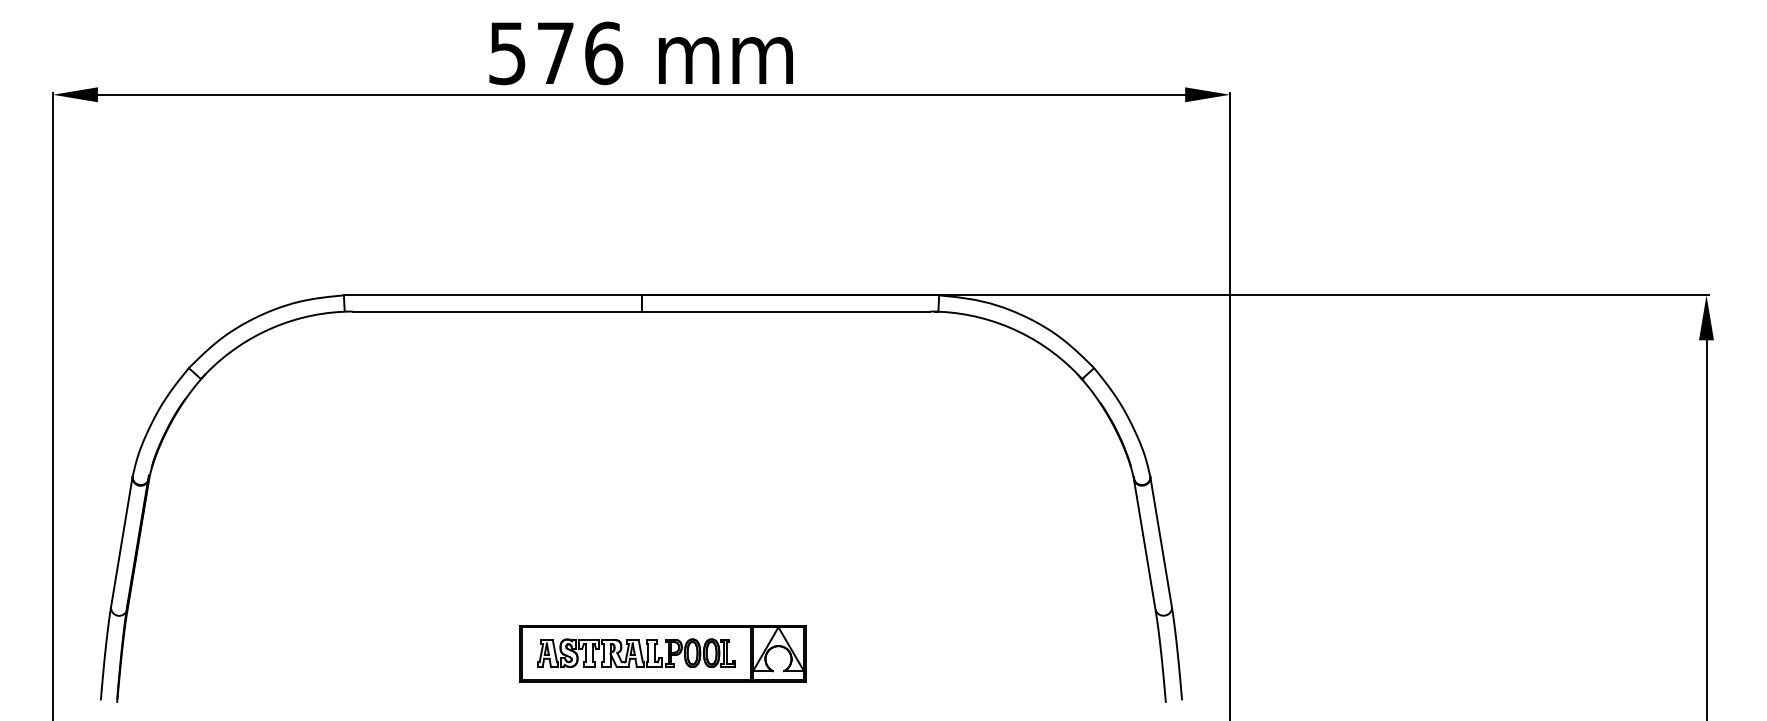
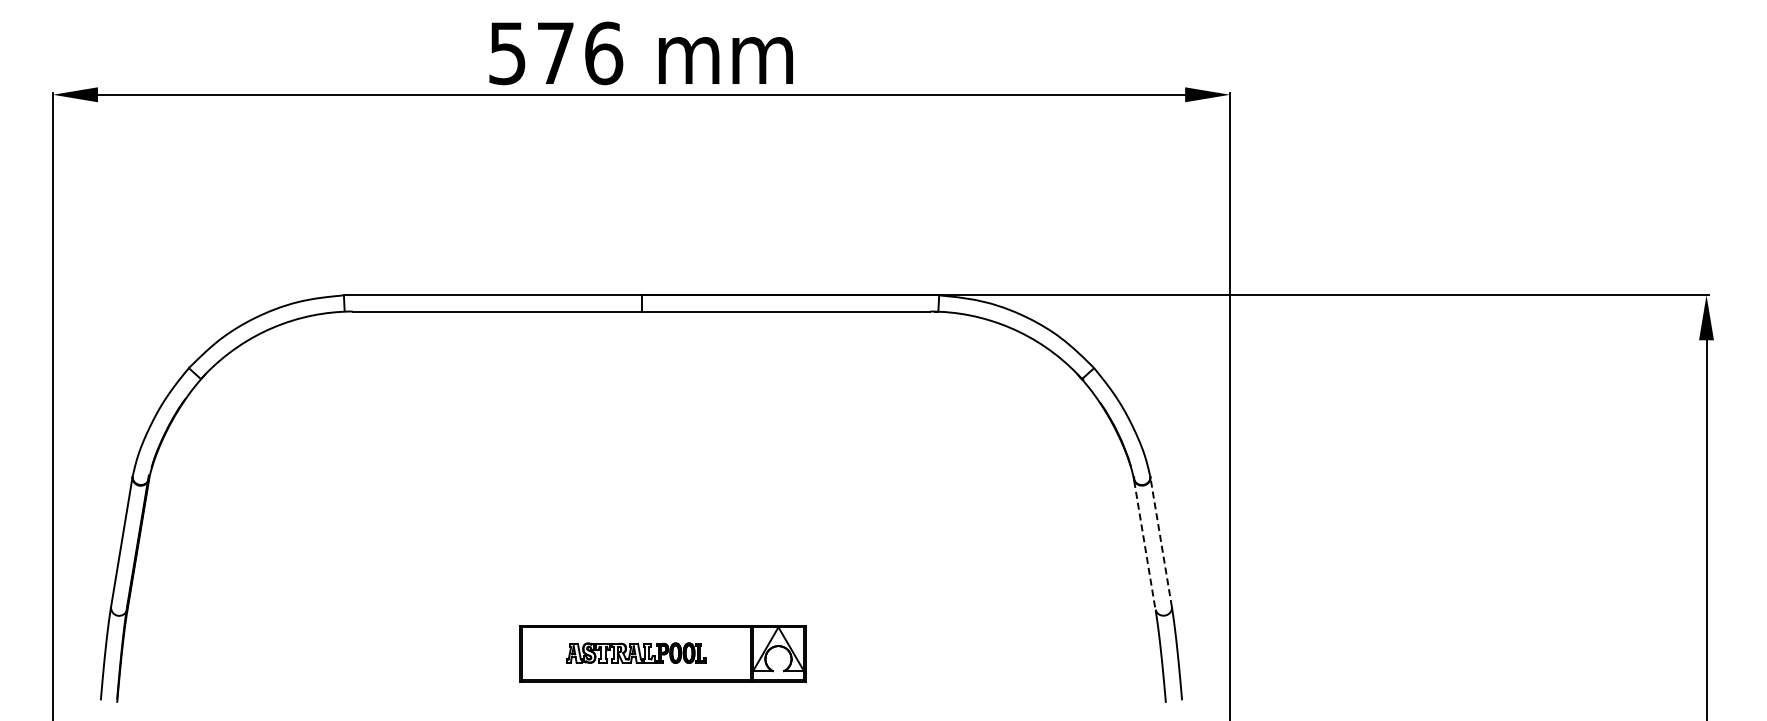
line: solid -> dashed (1161, 542)
line: solid -> dashed (1144, 546)
part size: 199x30 px -> 141x22 px (636, 652)
